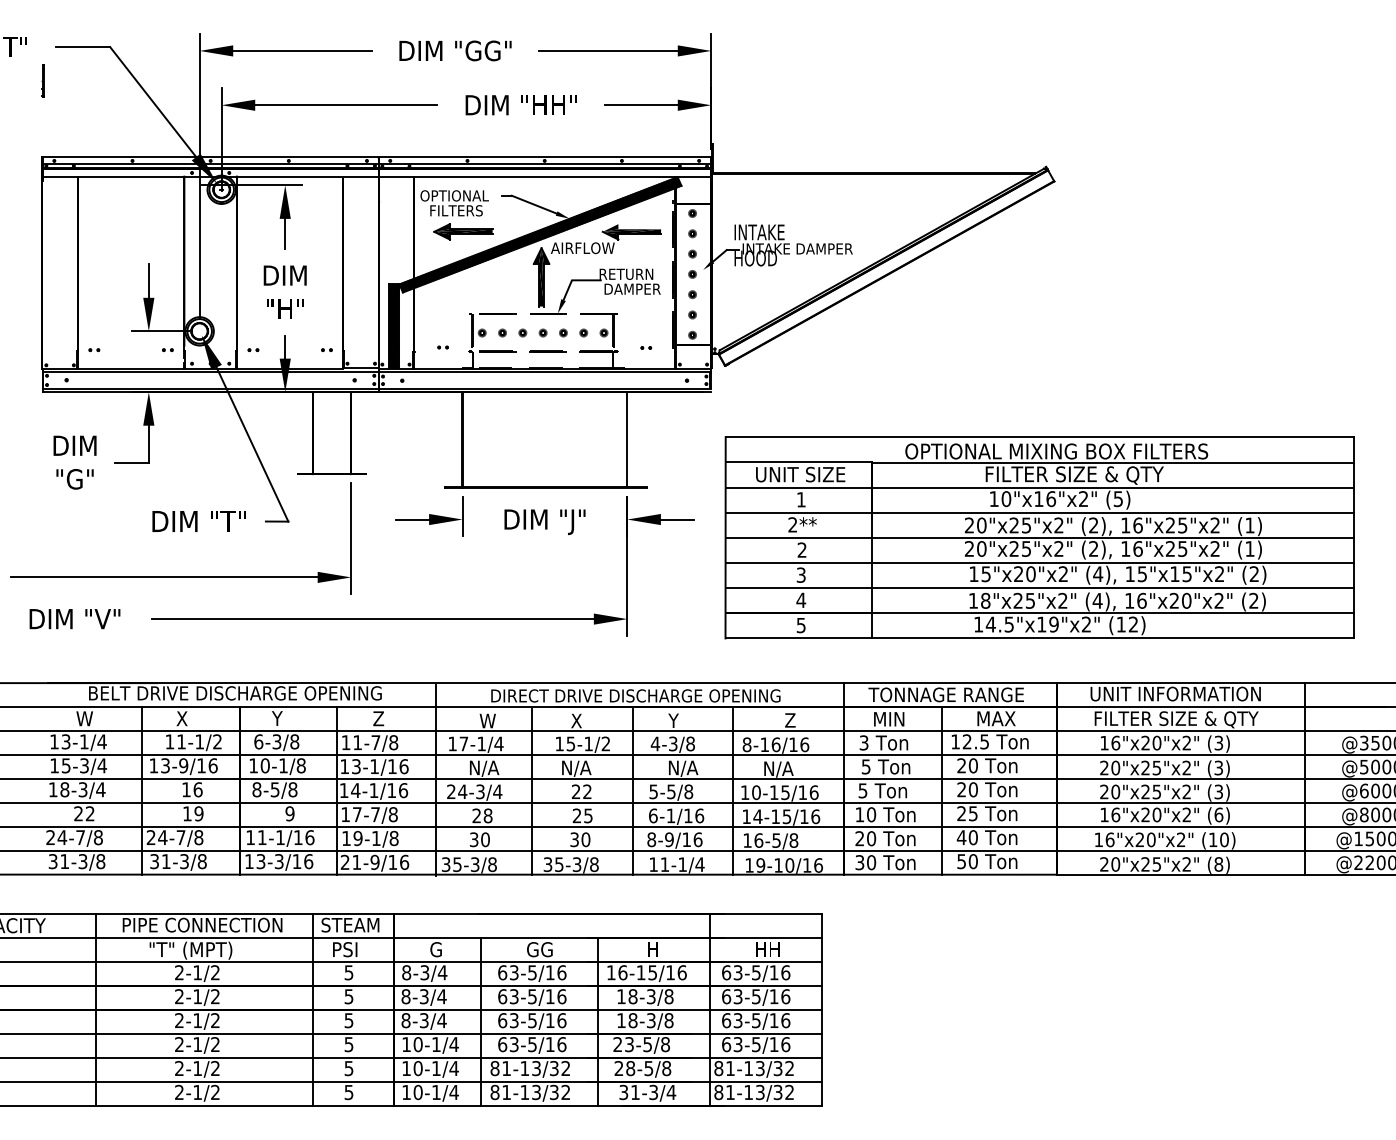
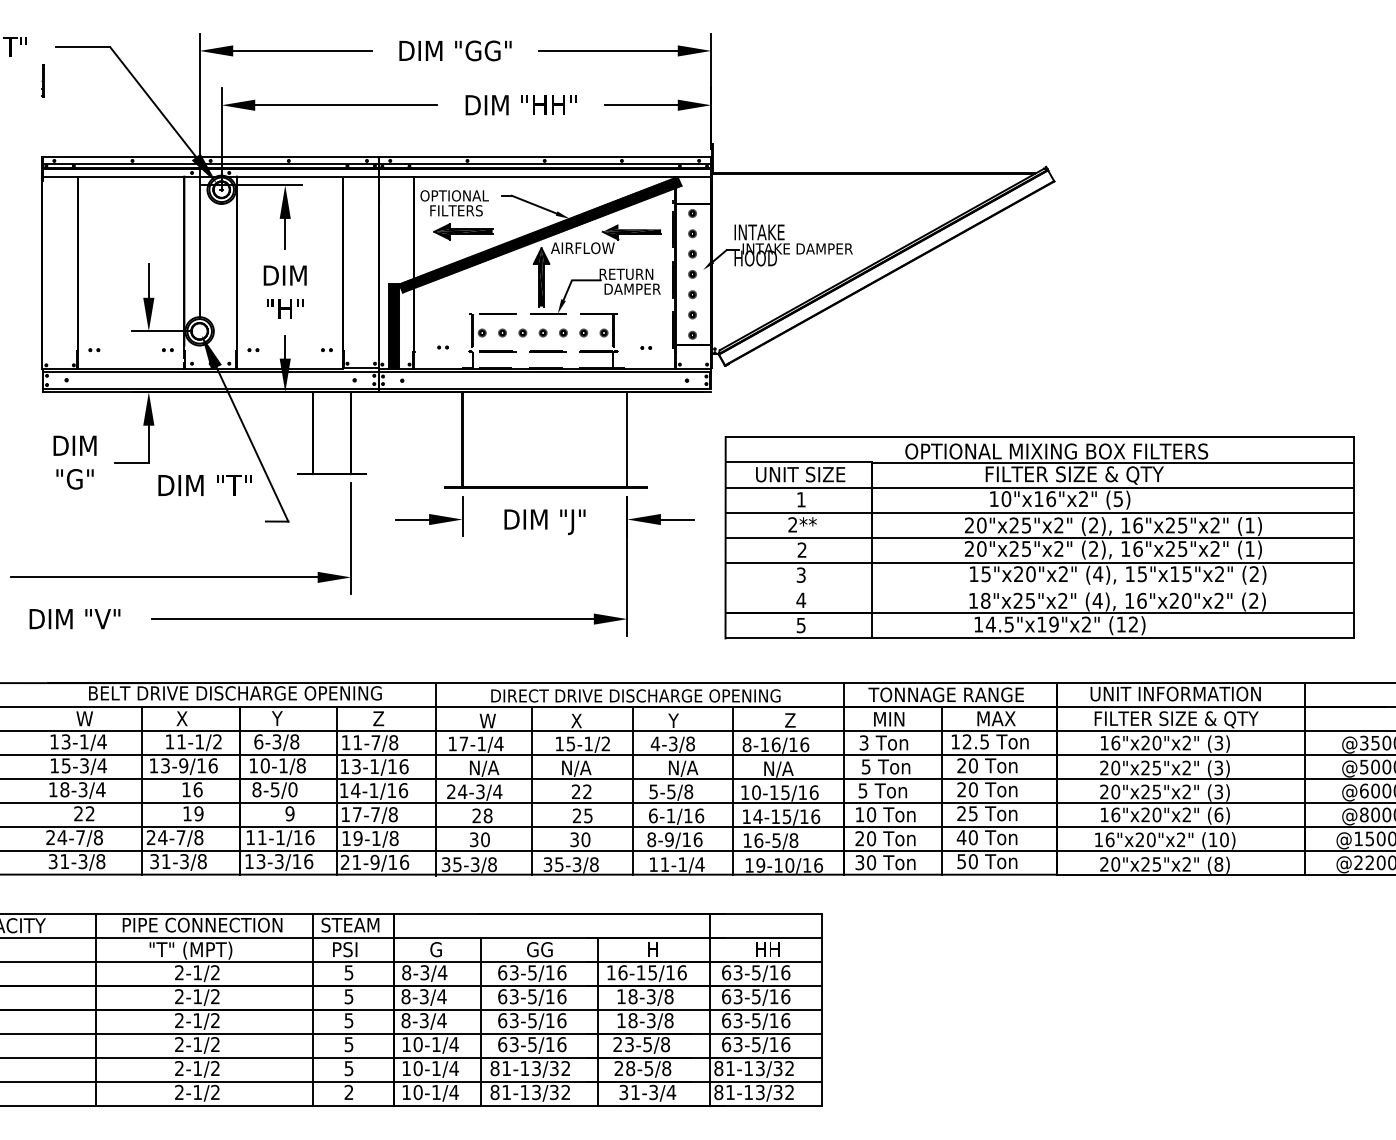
text position: (198, 521) -> (204, 485) (204, 485)
line: present -> none (1039, 588)
text: 8-5/8 -> 8-5/0 (292, 789)
text: 5 -> 2 (348, 1092)
